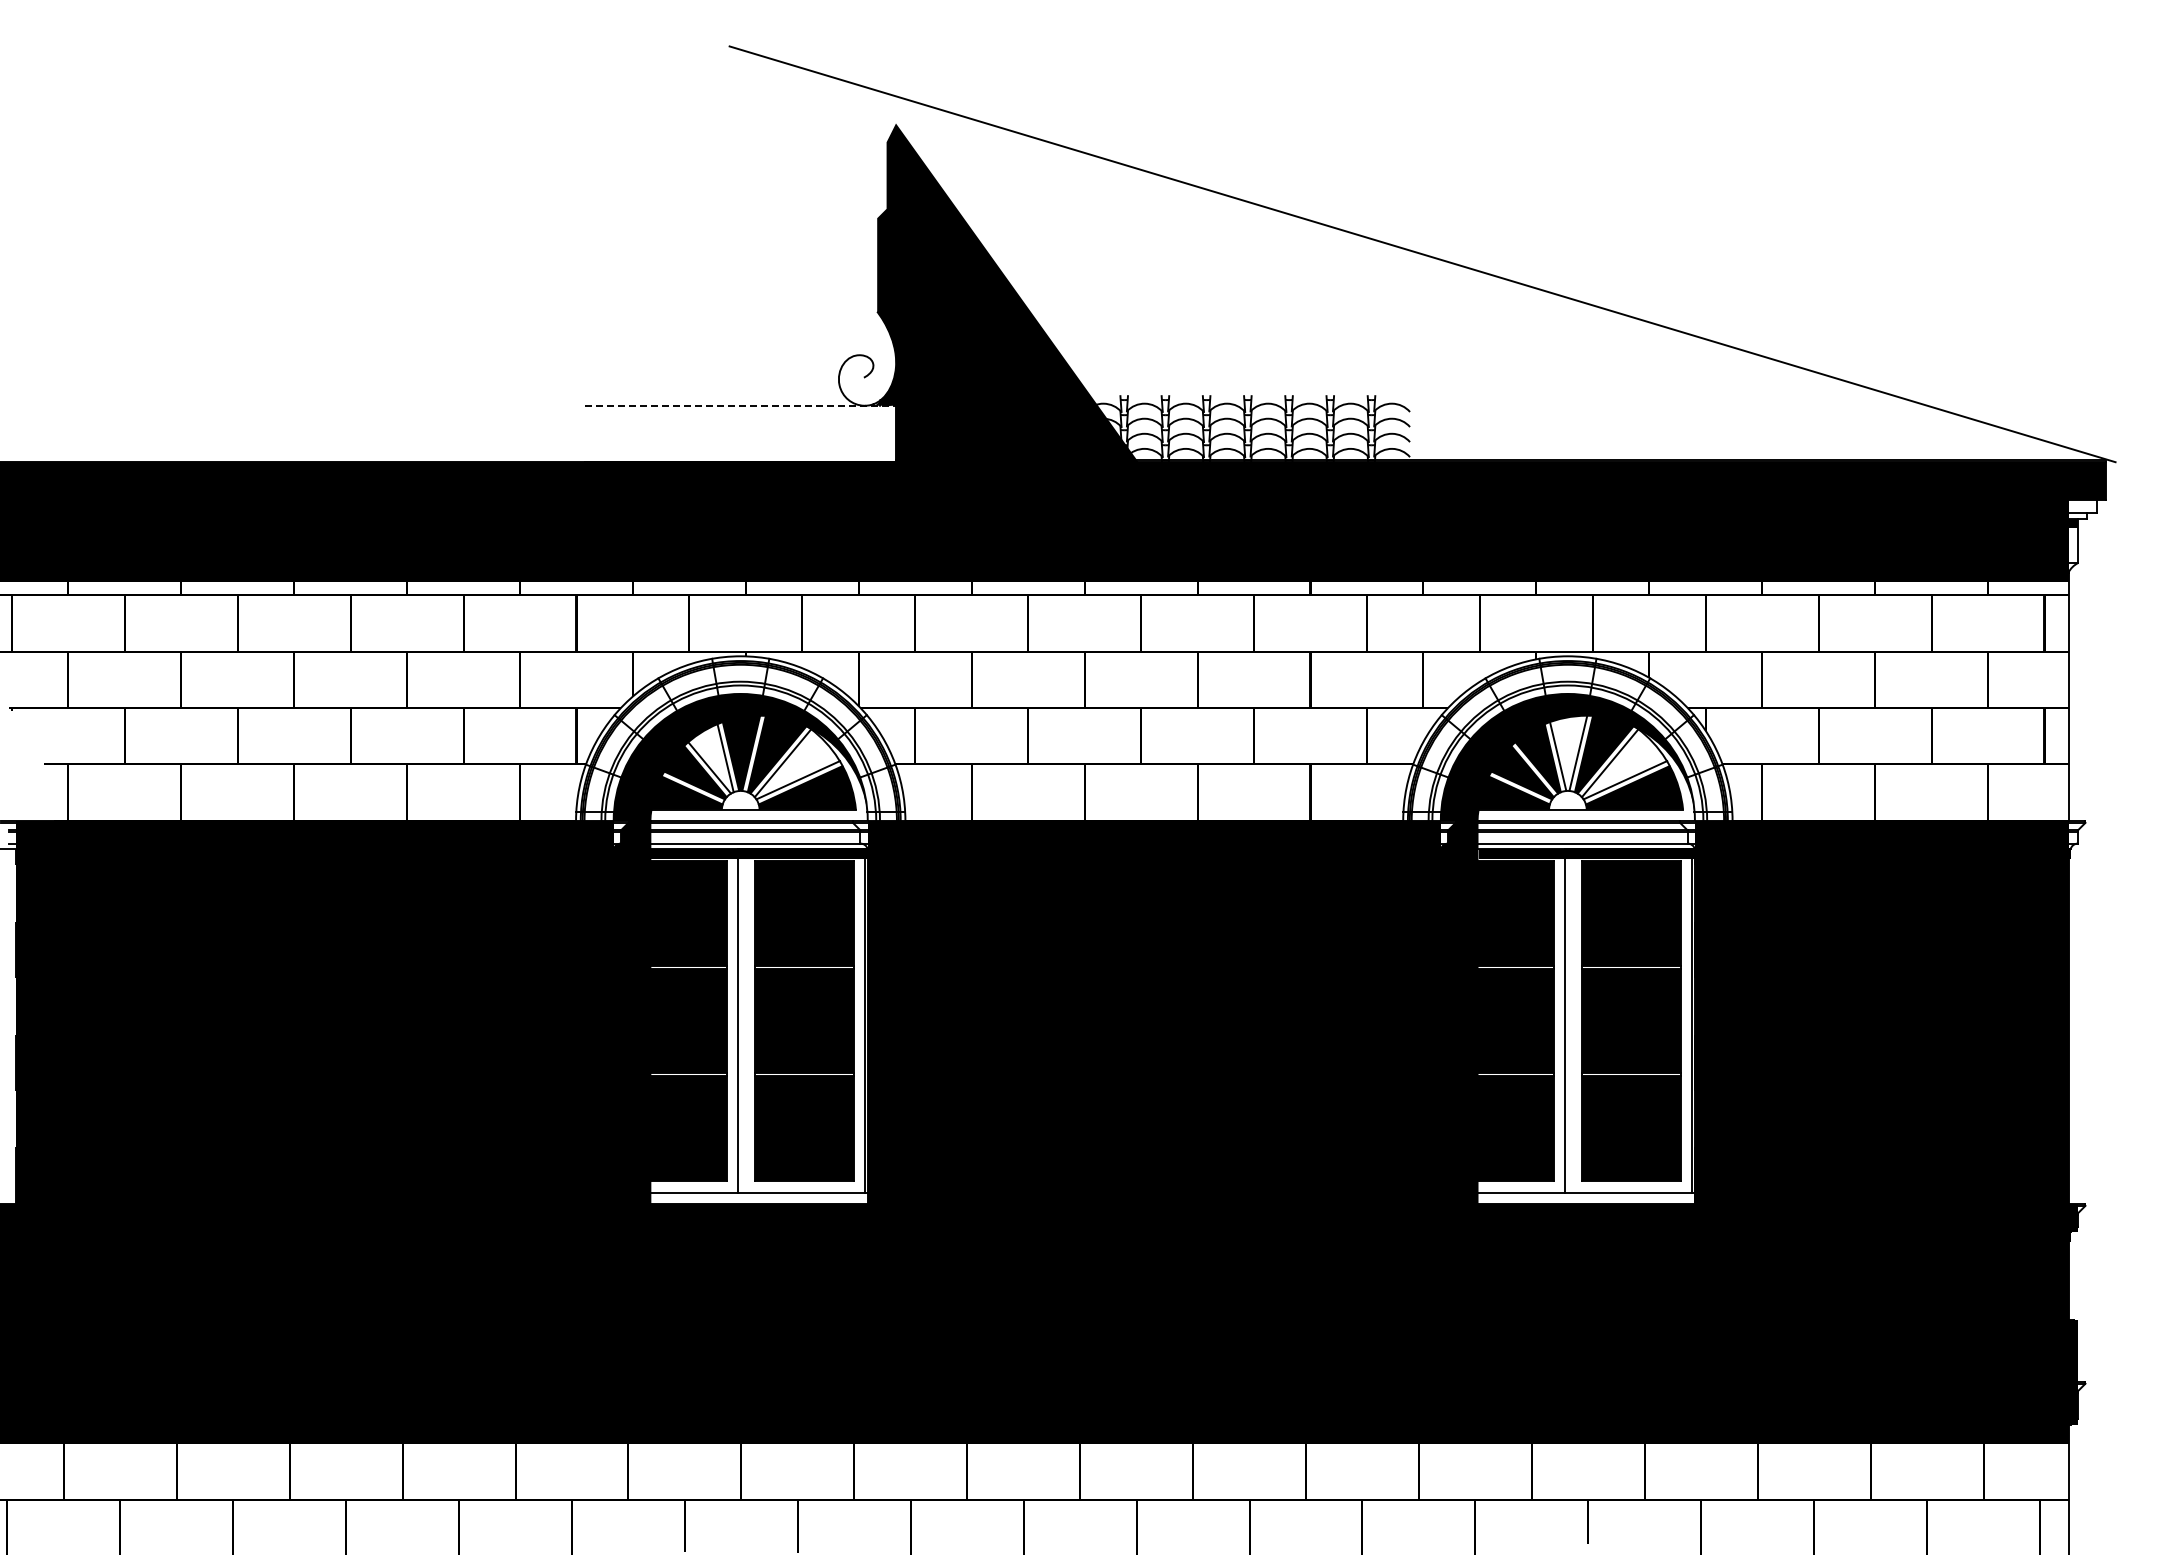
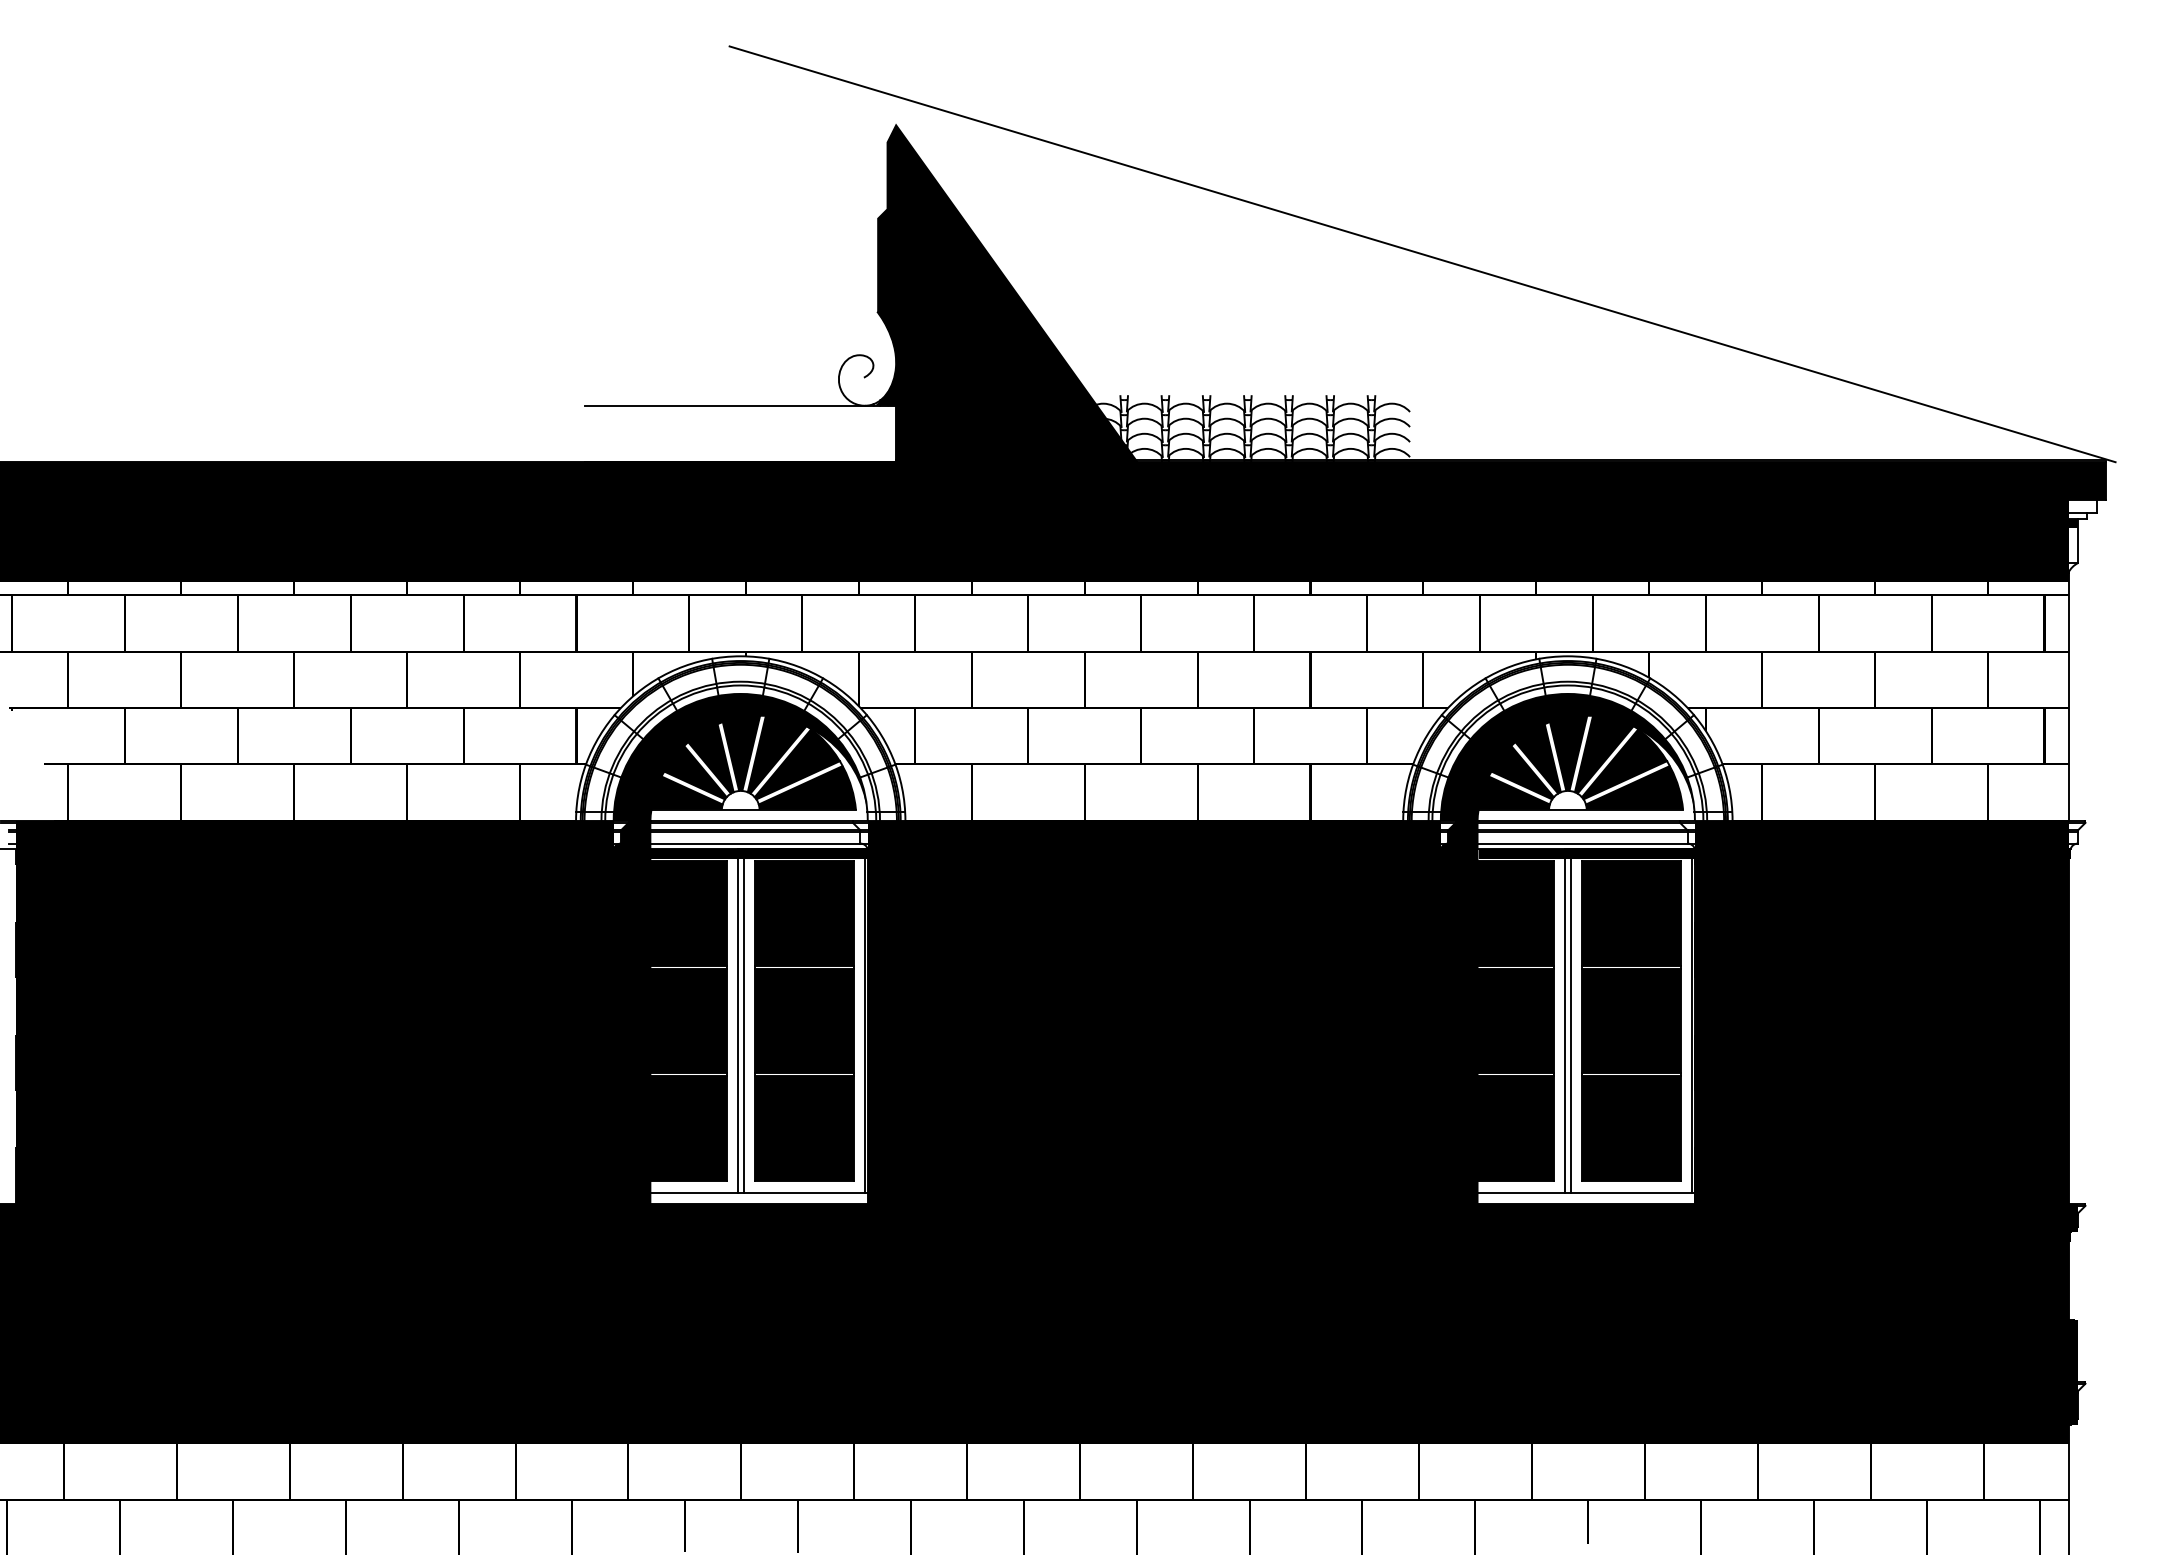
line: dashed -> solid (741, 405)
fill: none -> present (1567, 747)
fill: none -> present (703, 750)
fill: none -> present (796, 764)
fill: none -> present (1623, 764)
line: none -> present (743, 1020)
line: none -> present (1570, 1020)
